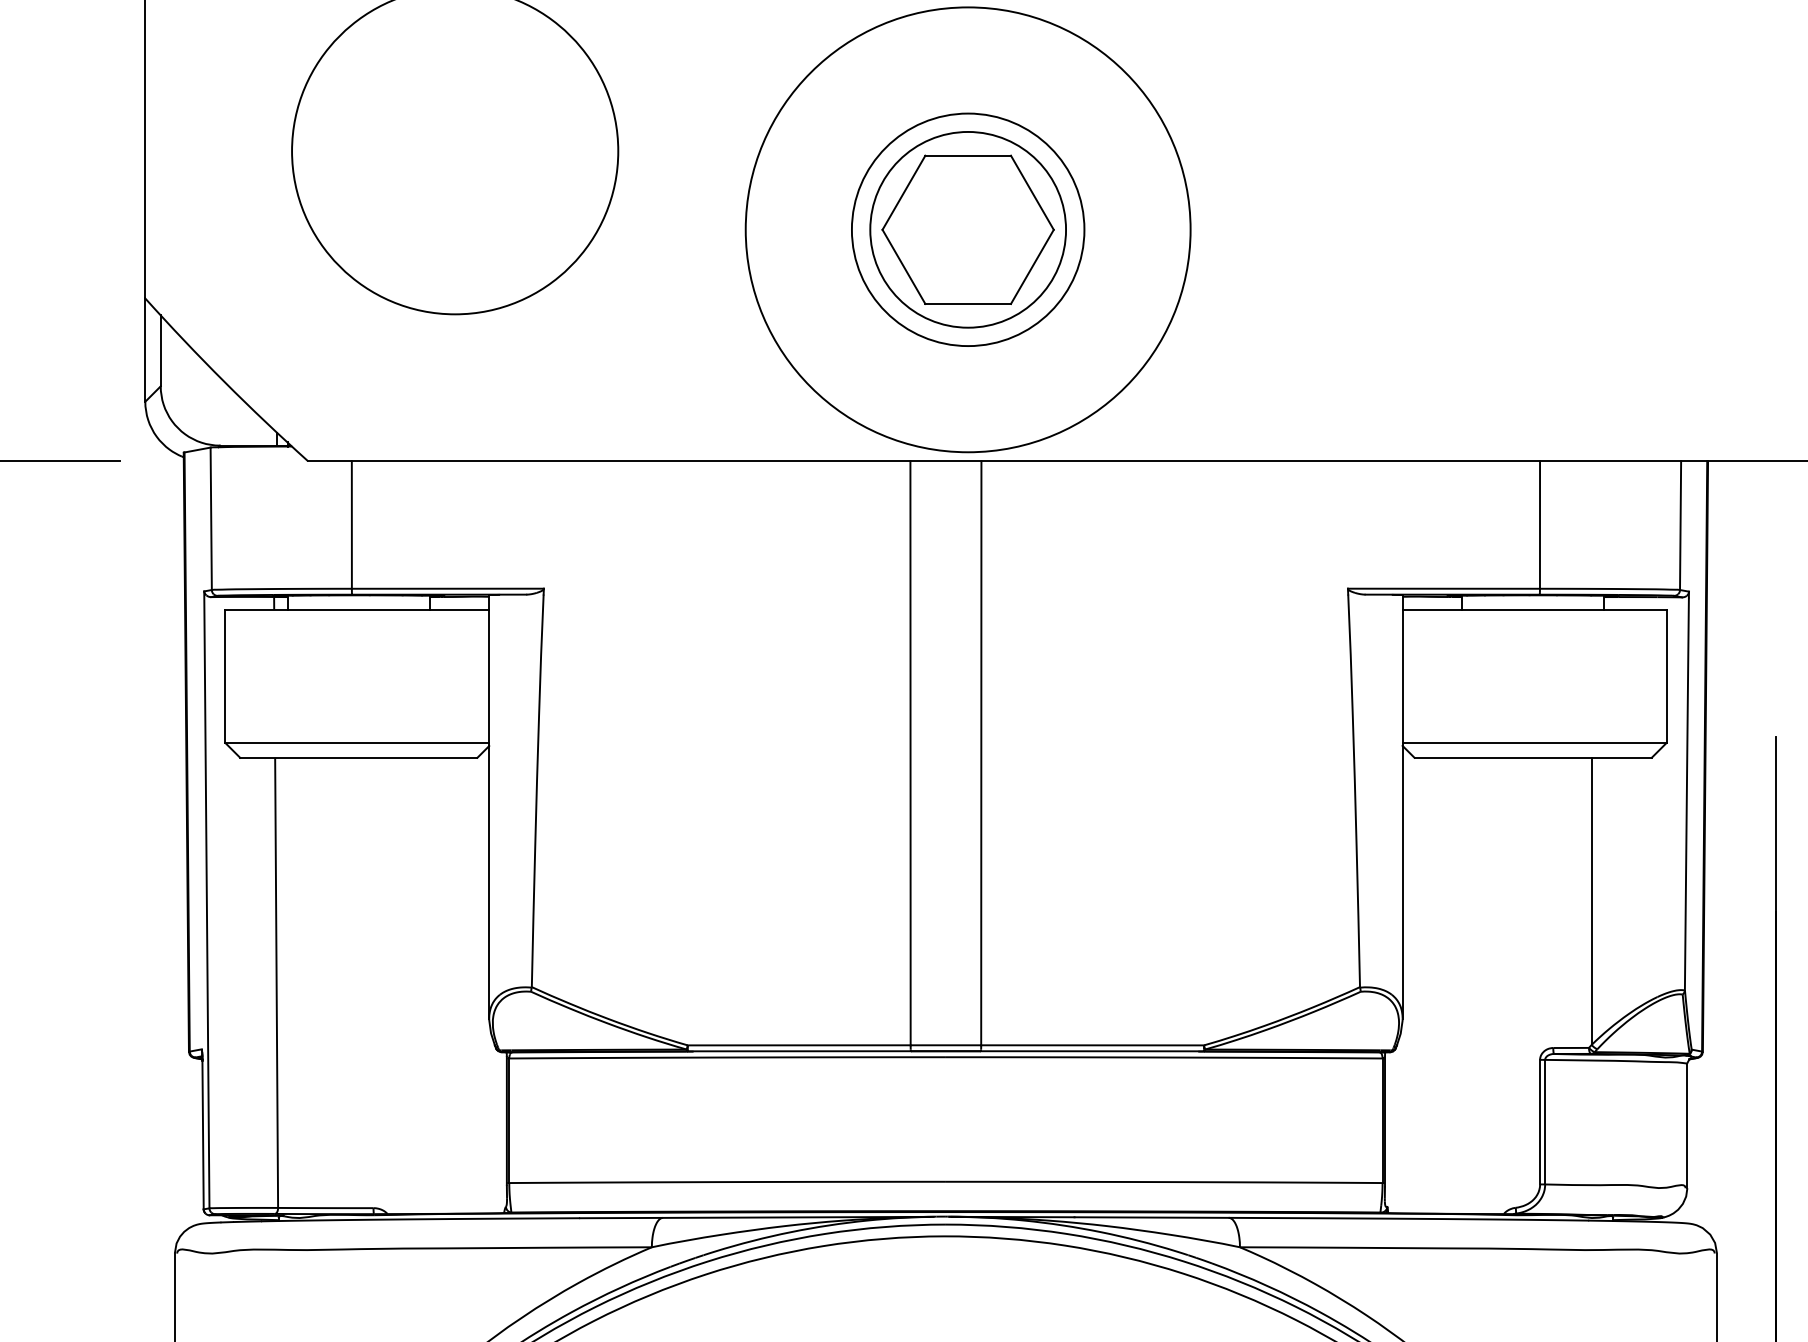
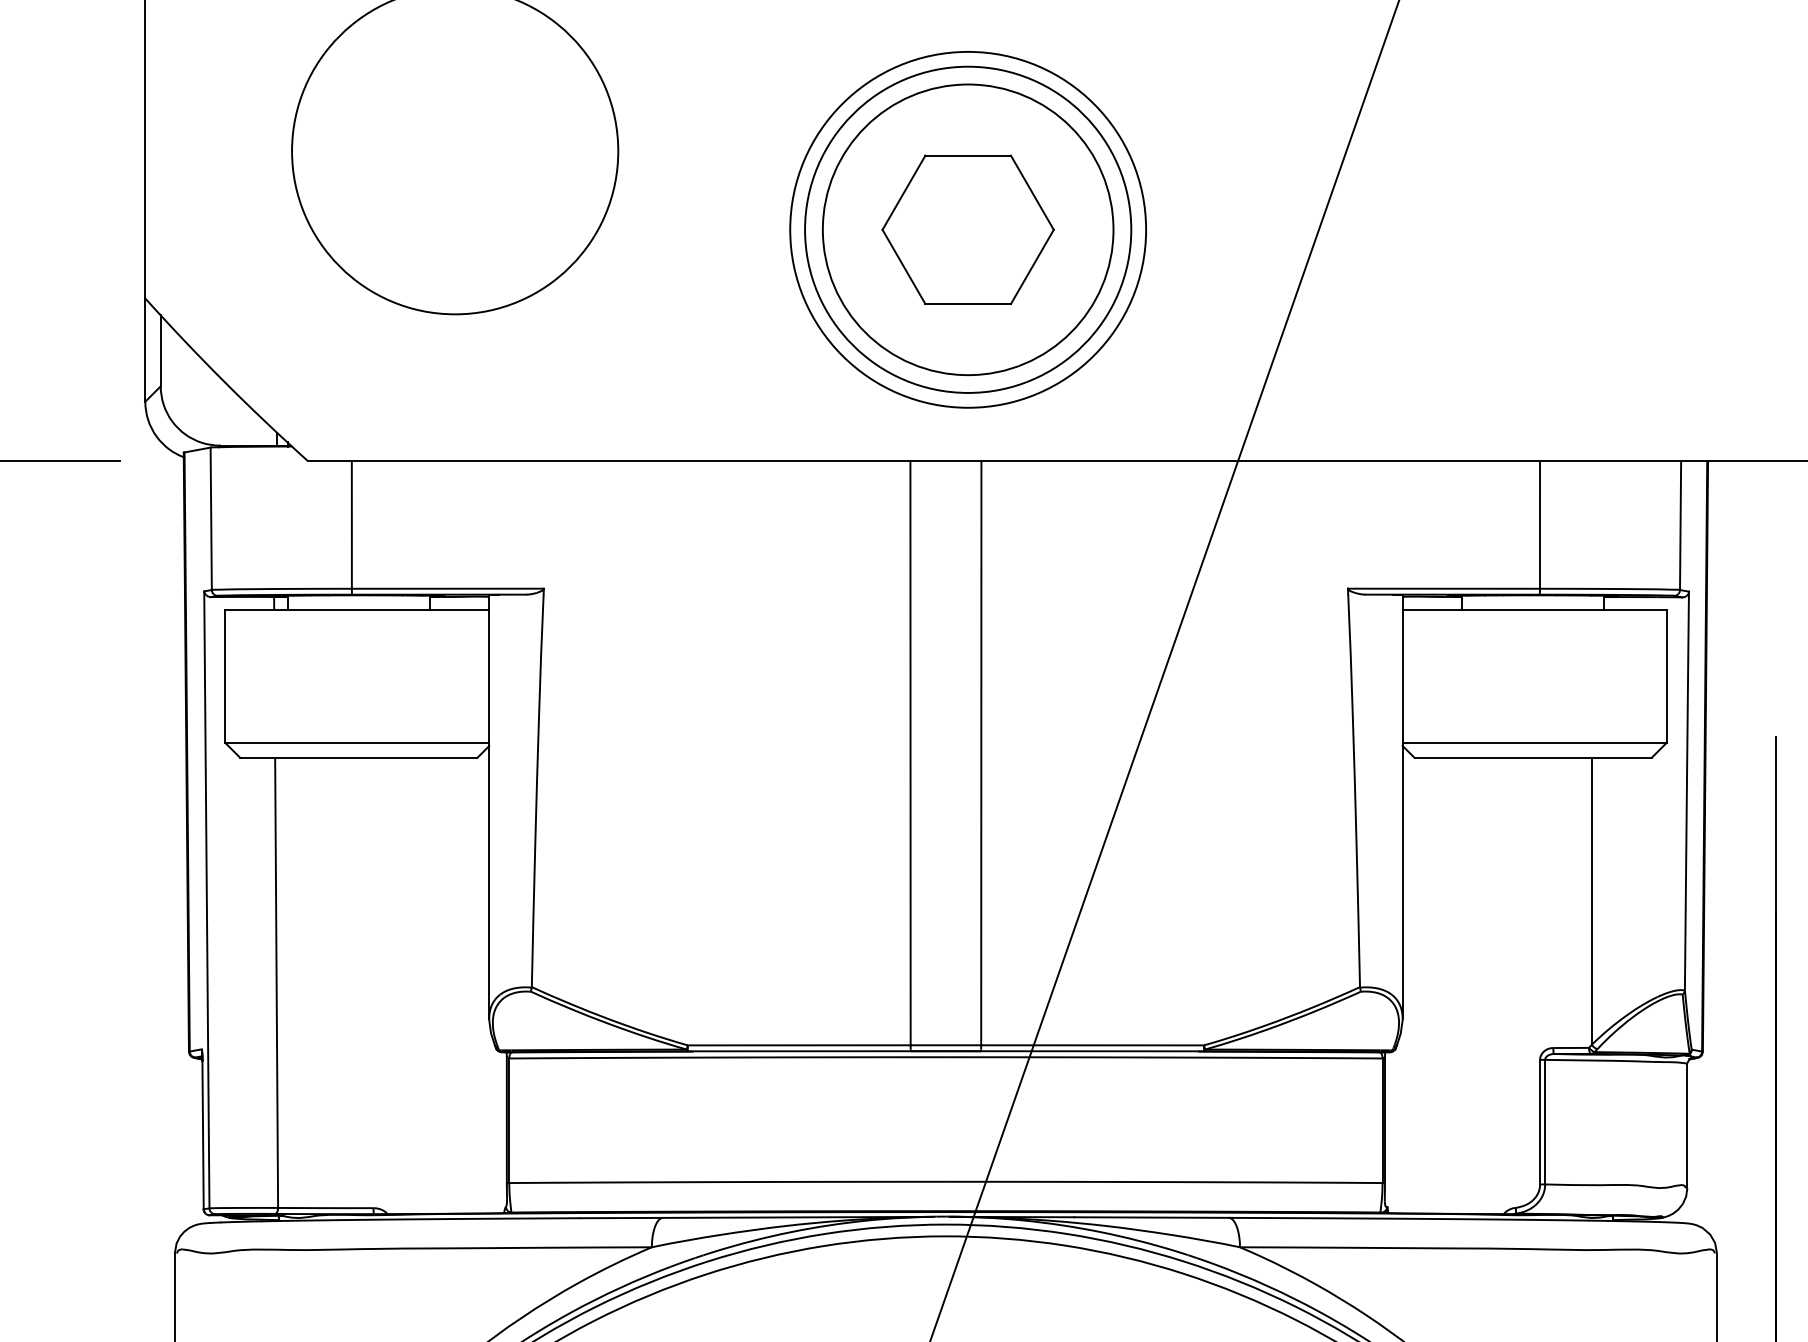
circle diameter: 233 px -> 291 px (967, 229)
circle diameter: 445 px -> 356 px (968, 229)
circle diameter: 196 px -> 326 px (968, 229)
line: none -> present (1164, 670)
